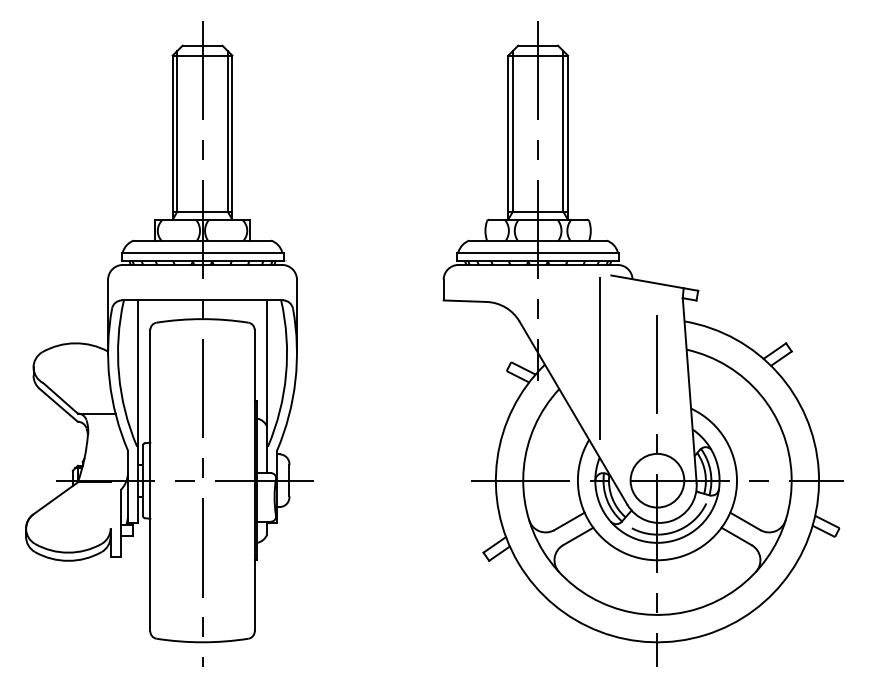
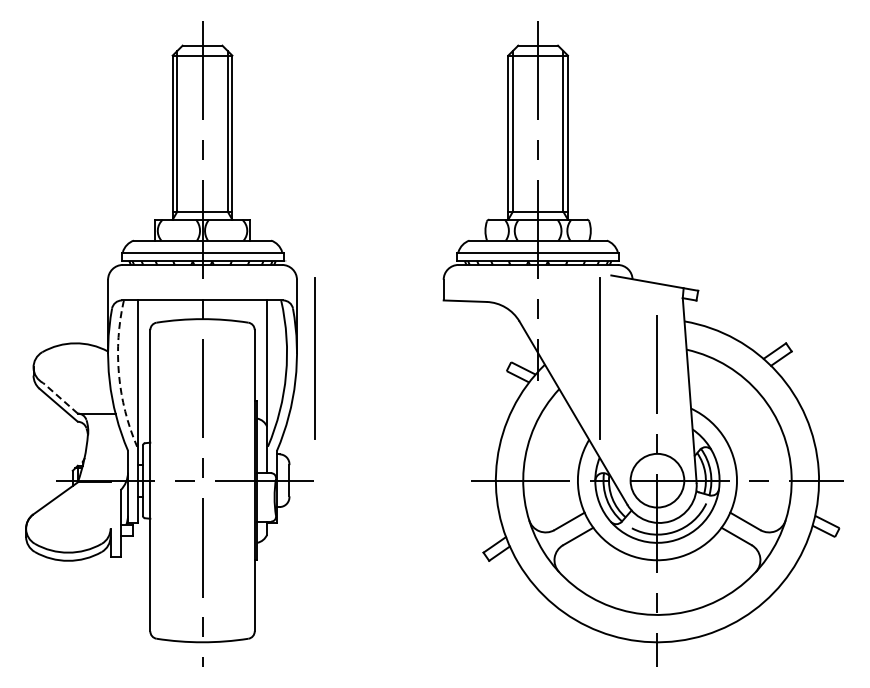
line: none -> present (314, 358)
arc: solid -> dashed (119, 374)
line: solid -> dashed (60, 398)
